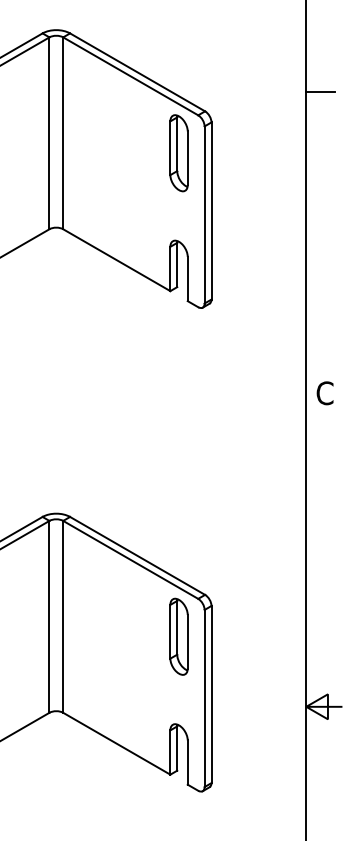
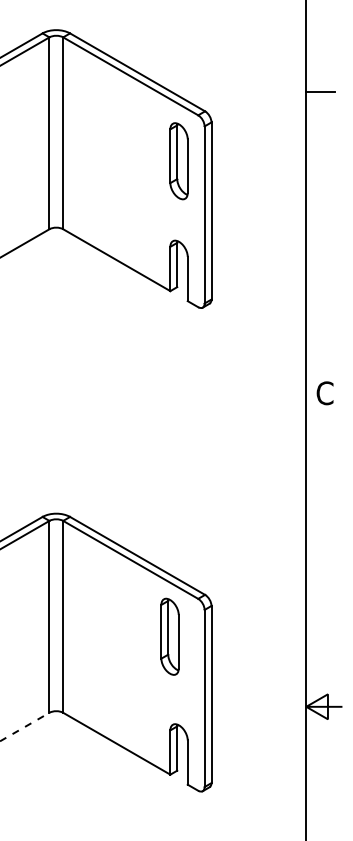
part position: (178, 153) -> (178, 161) (178, 161)
part position: (178, 636) -> (169, 636) (169, 636)
line: solid -> dashed (25, 726)
